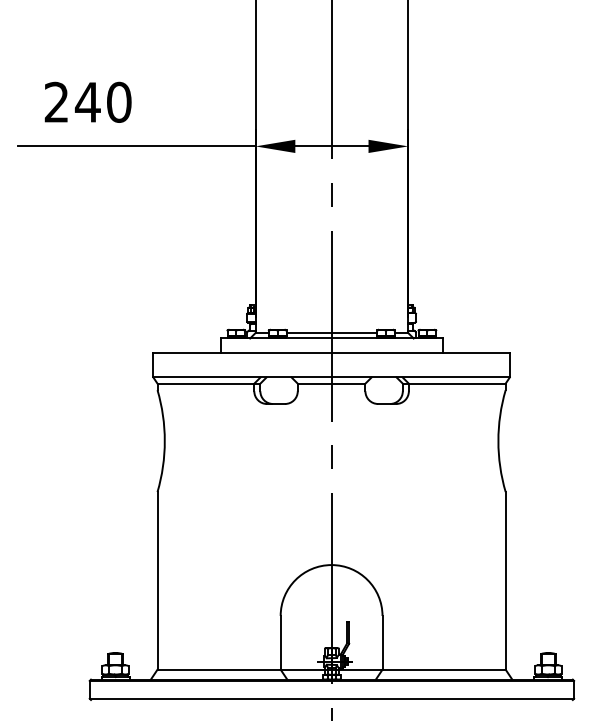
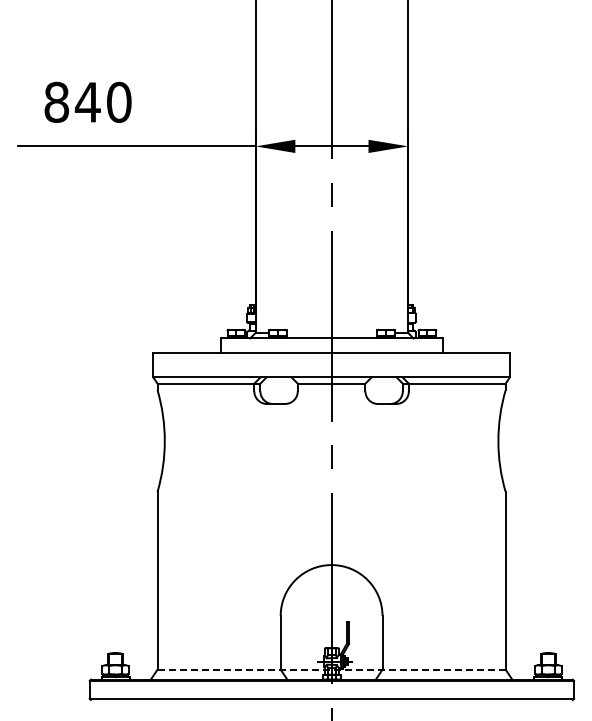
text: 240 -> 840 (56, 101)
line: present -> none (331, 333)
line: solid -> dashed (331, 669)
